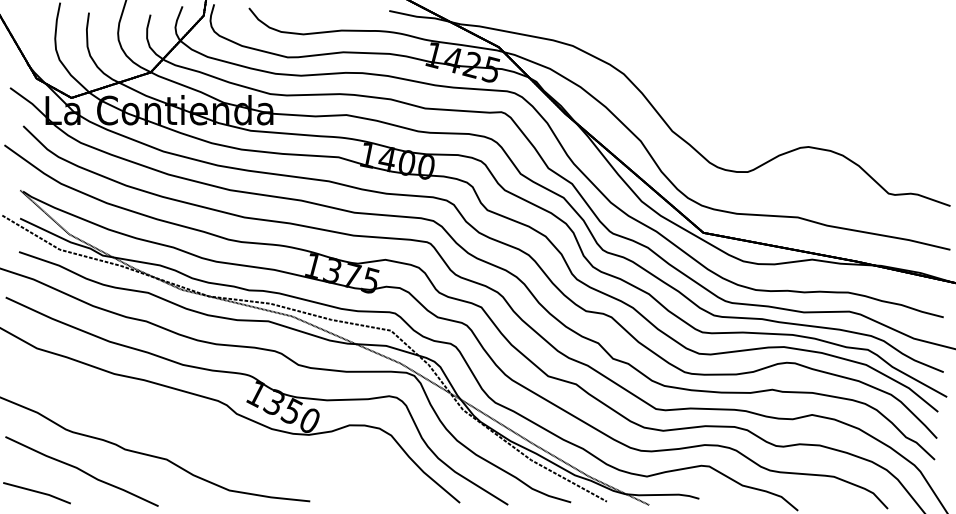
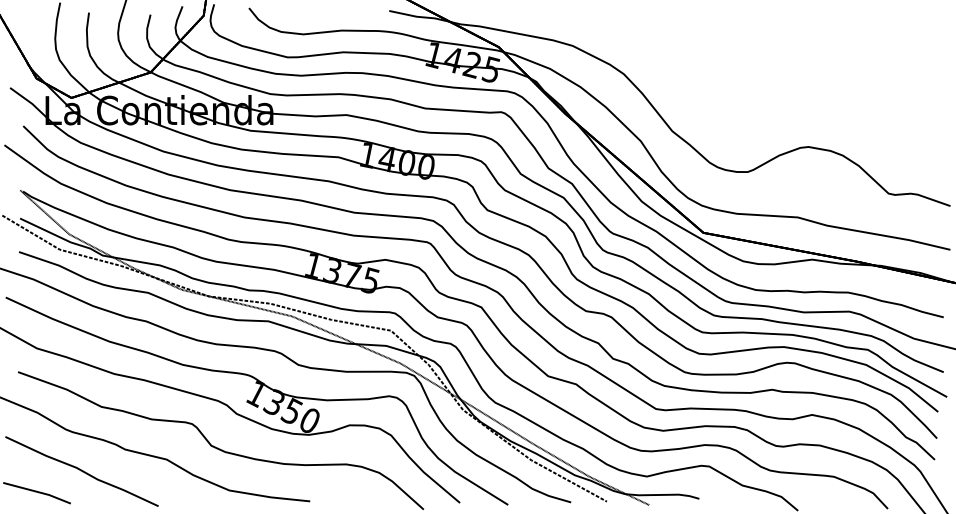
curve: none -> present (217, 447)
